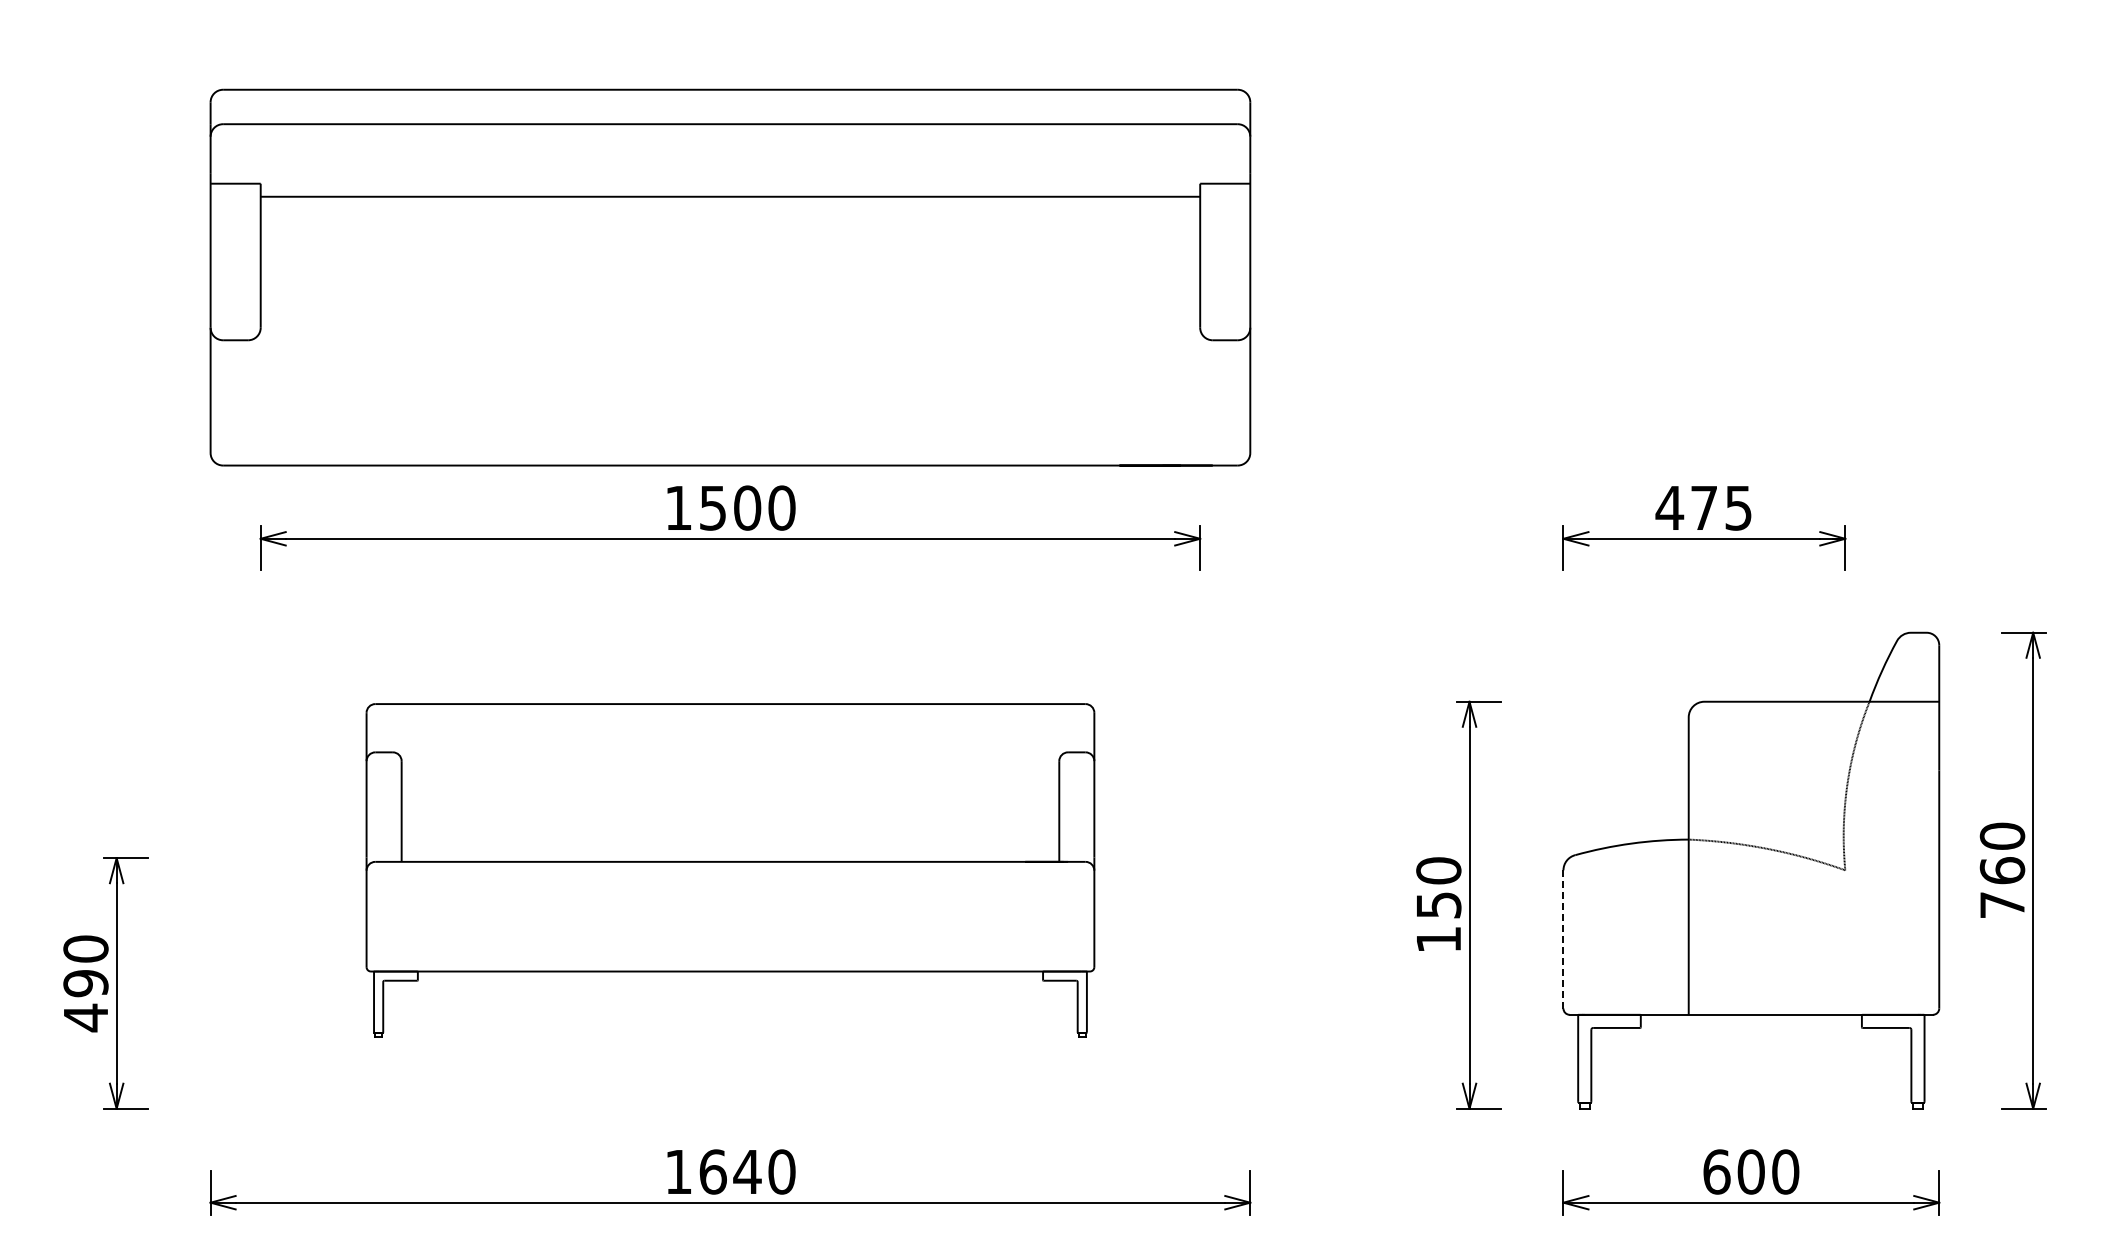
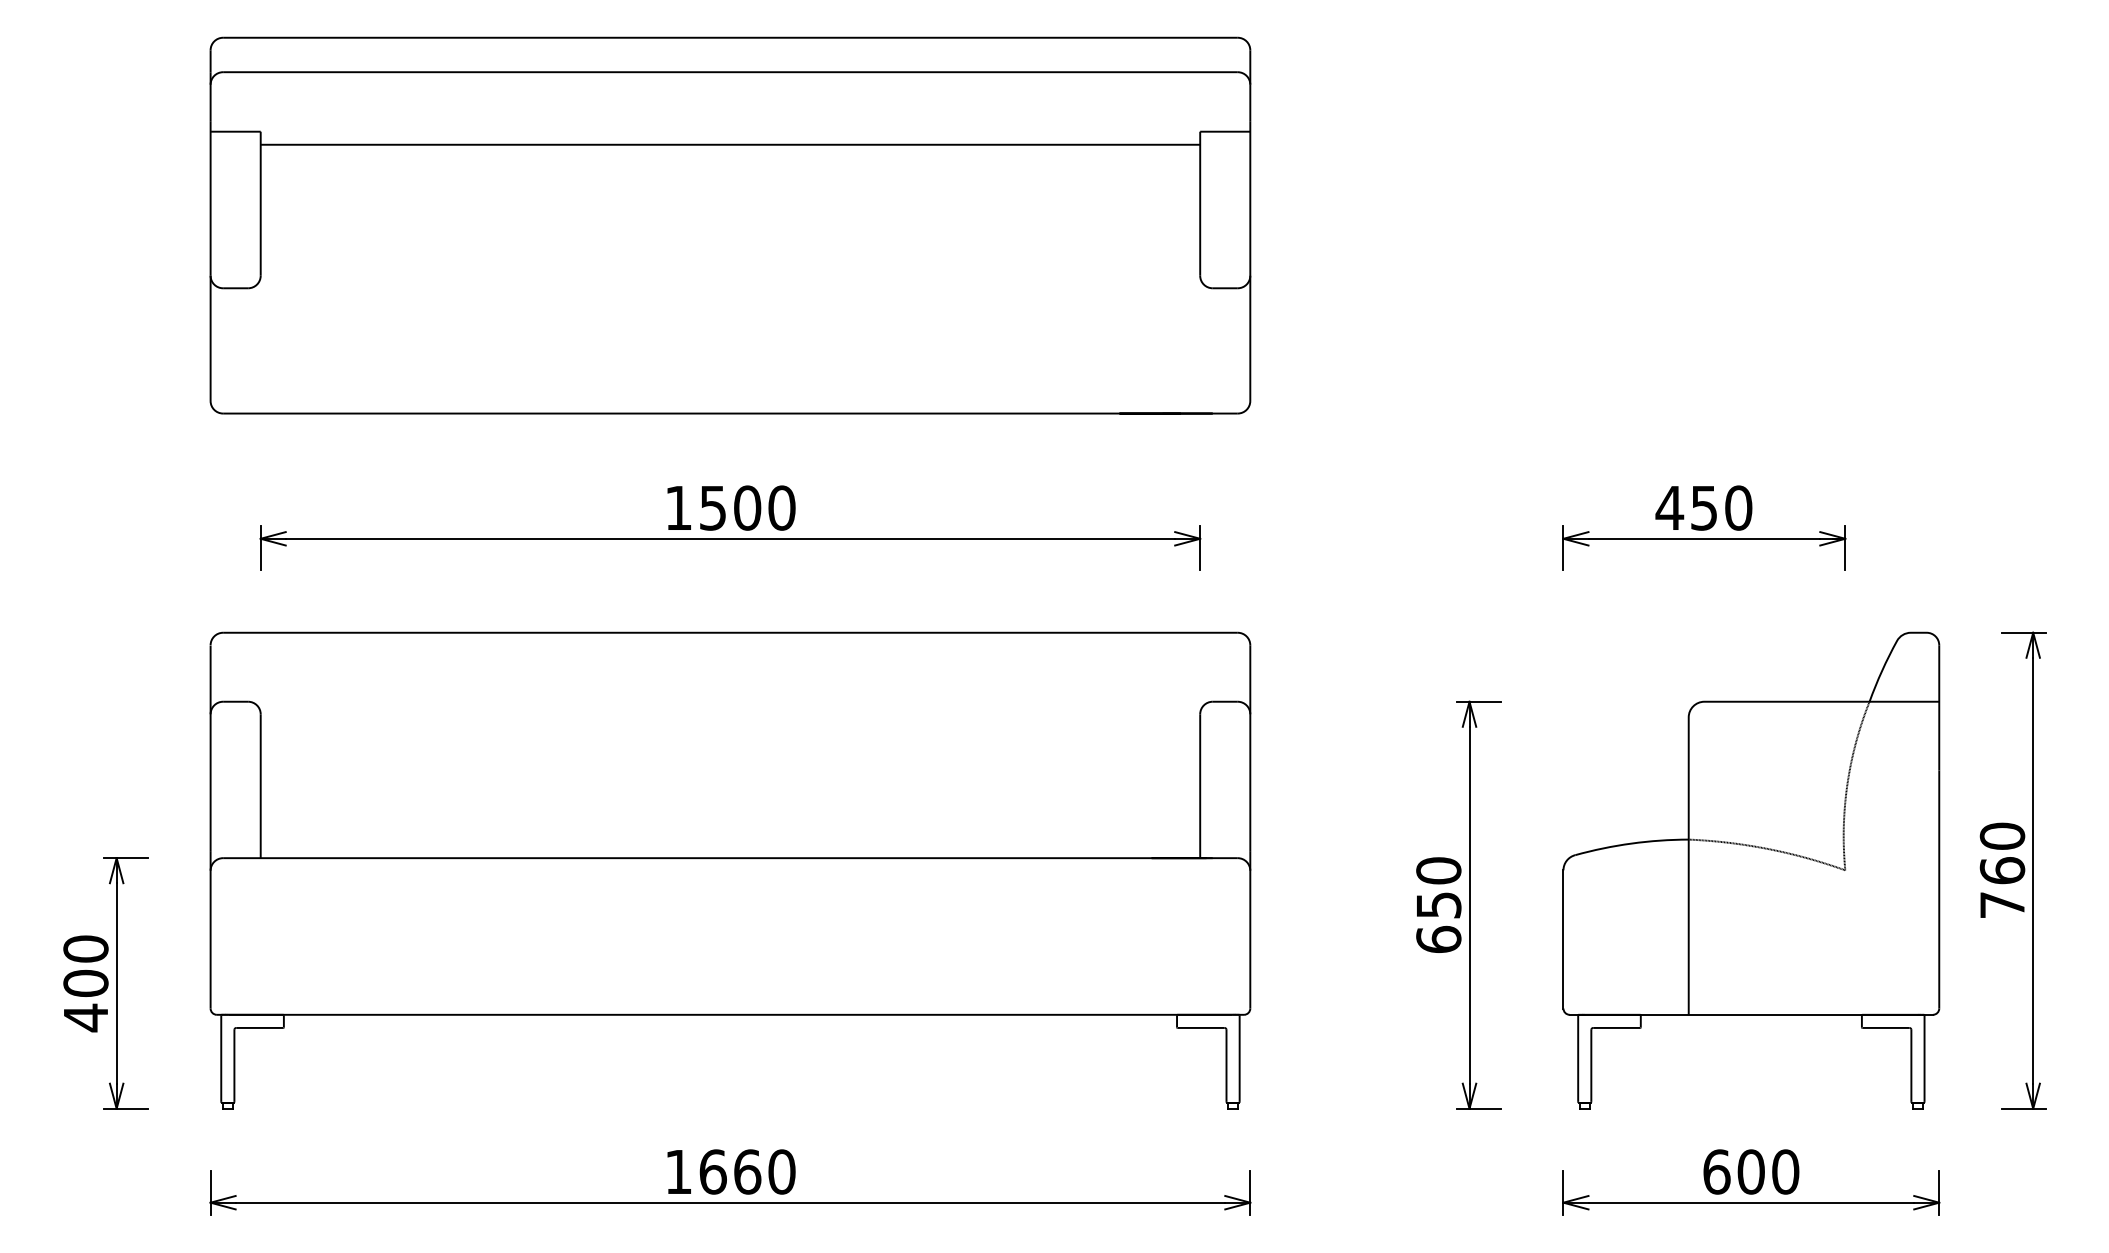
part position: (730, 277) -> (730, 225) (730, 225)
text: 475 -> 450 (1721, 507)
part size: 731x335 px -> 1043x479 px (730, 870)
text: 150 -> 650 (1438, 938)
line: dashed -> solid (1563, 939)
text: 490 -> 400 (85, 983)
text: 1640 -> 1660 (747, 1171)
